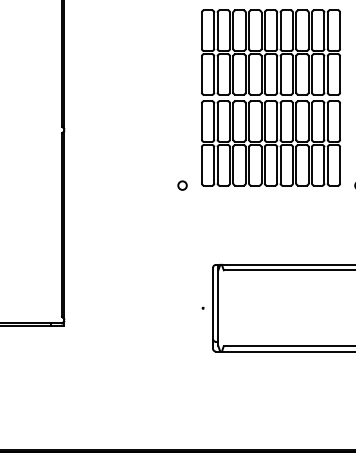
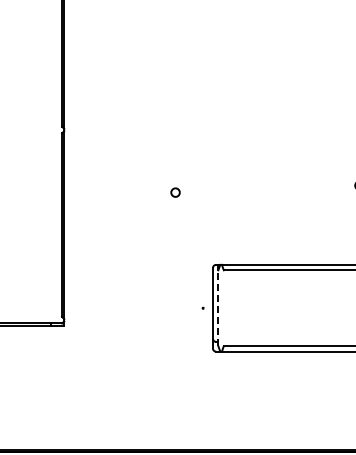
part: present -> none (270, 97)
circle position: (182, 185) -> (175, 192) (175, 192)
line: solid -> dashed (218, 308)
